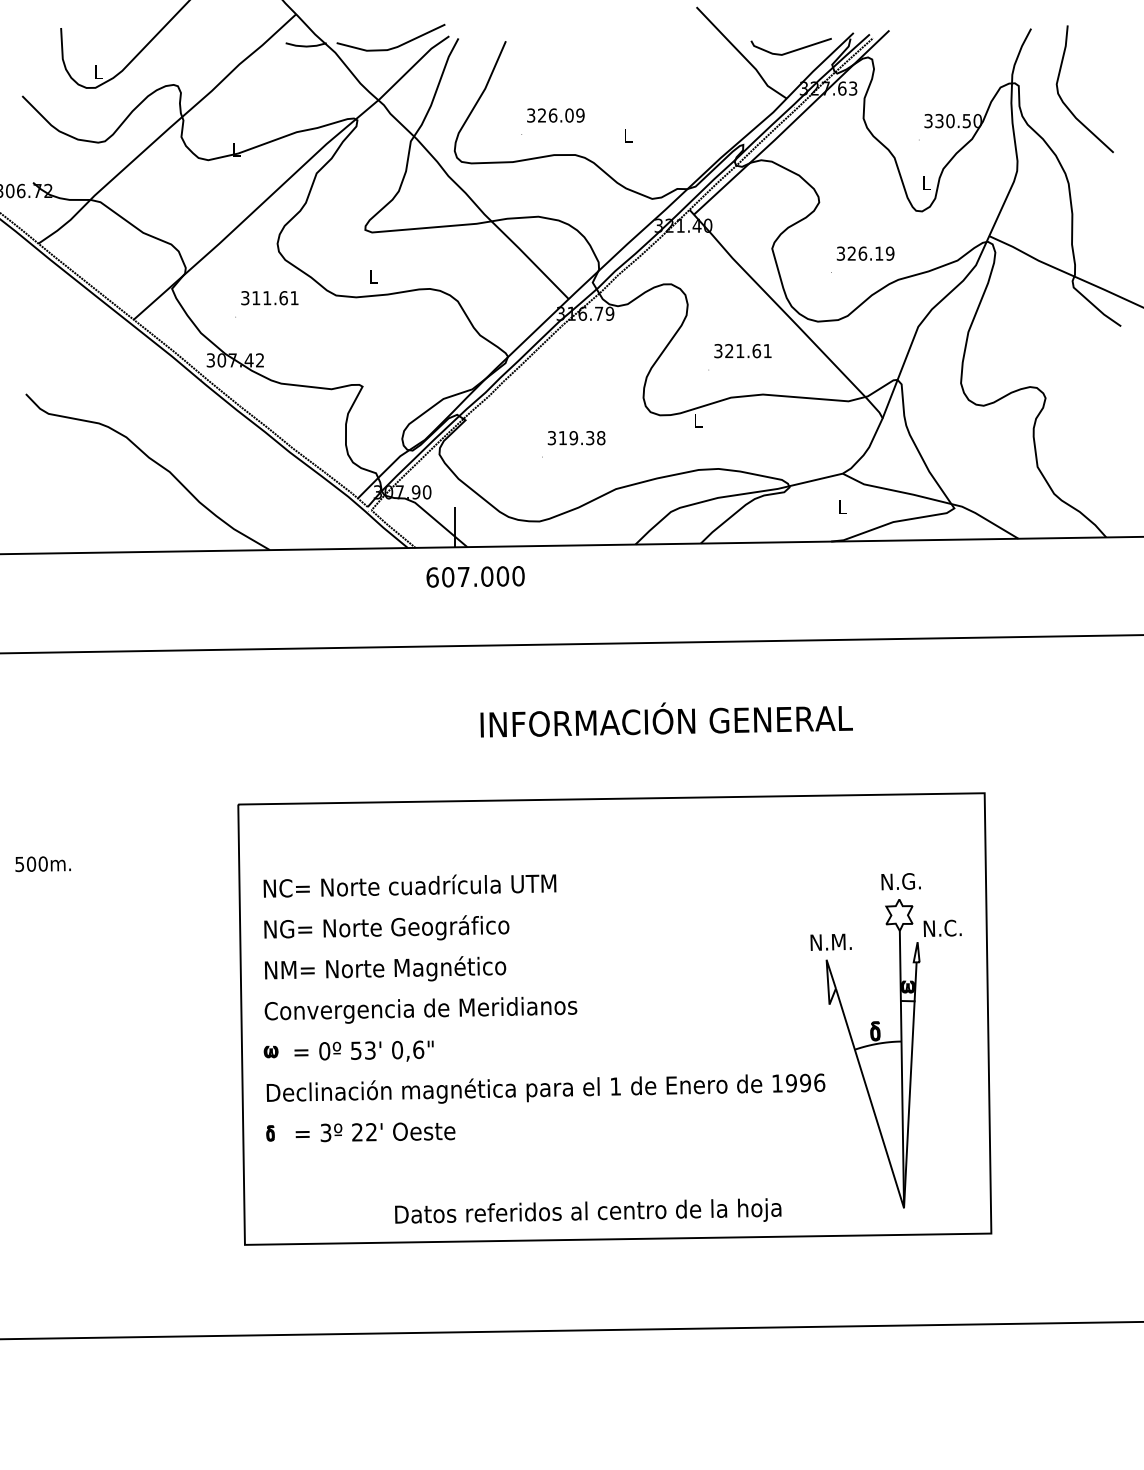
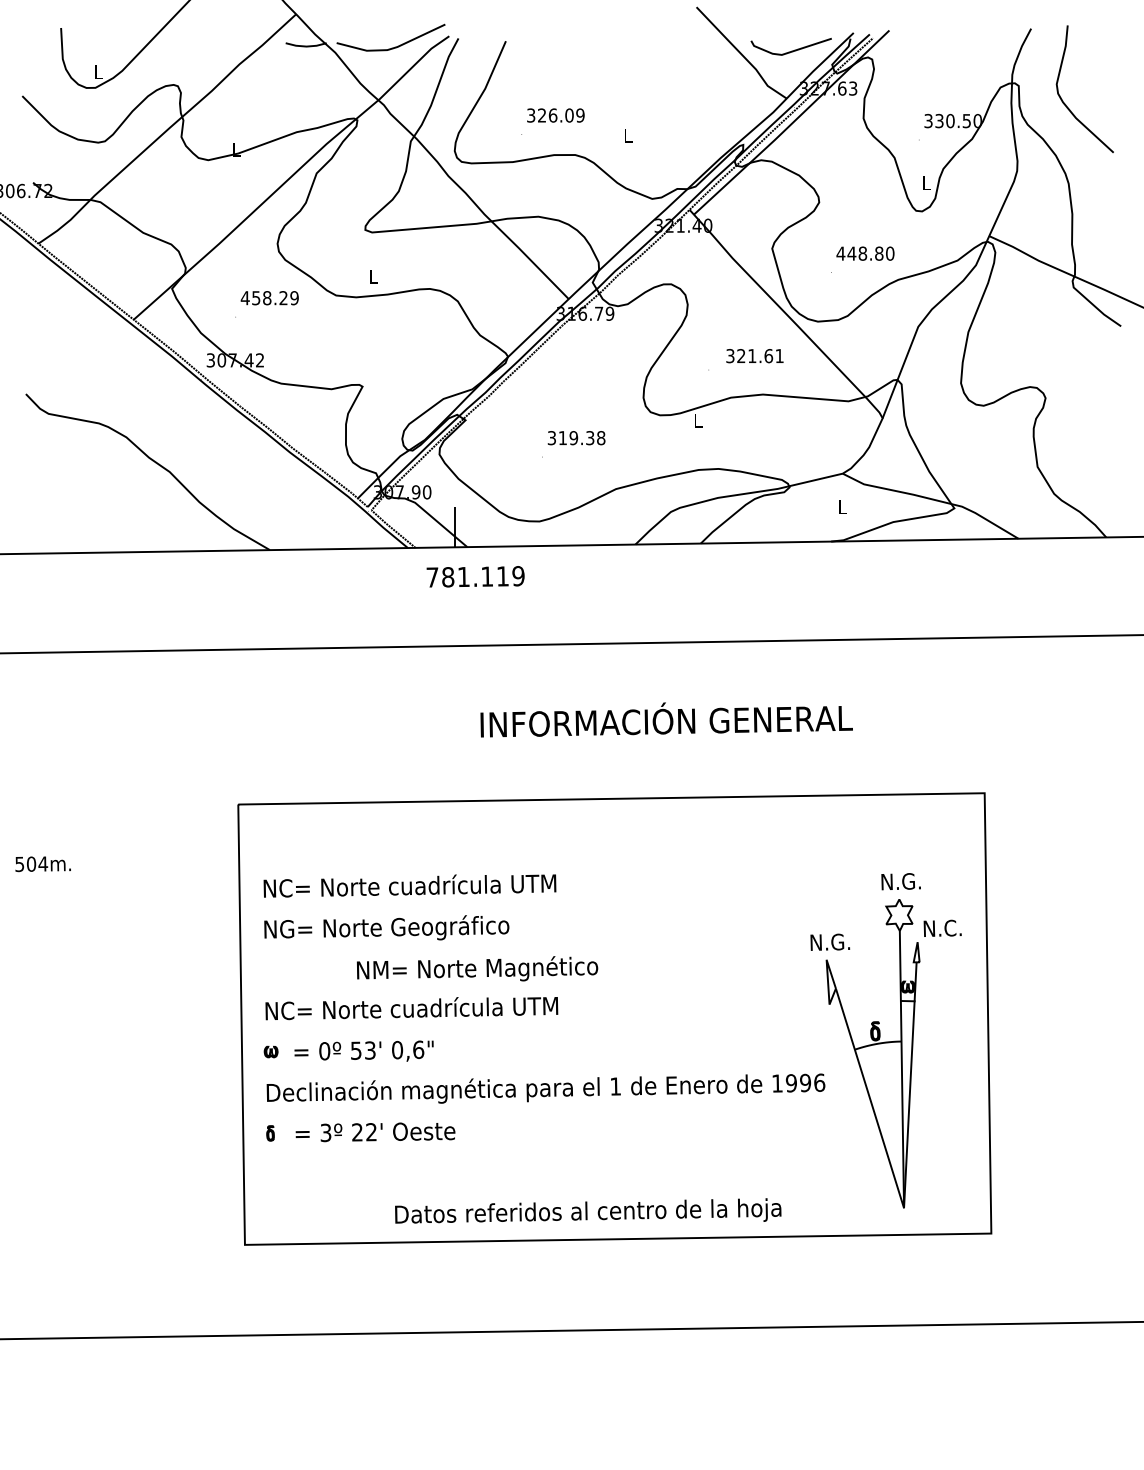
text: 326.19 -> 448.80 (865, 253)
text: 311.61 -> 458.29 (269, 298)
text position: (742, 351) -> (754, 356) (754, 356)
text: 607.000 -> 781.119 (475, 576)
text: 500m. -> 504m. (43, 863)
text: N.M. -> N.G. (841, 941)
text position: (385, 968) -> (477, 968) (477, 968)
text: Convergencia de Meridianos -> NC= Norte cuadrícula UTM (420, 1009)
